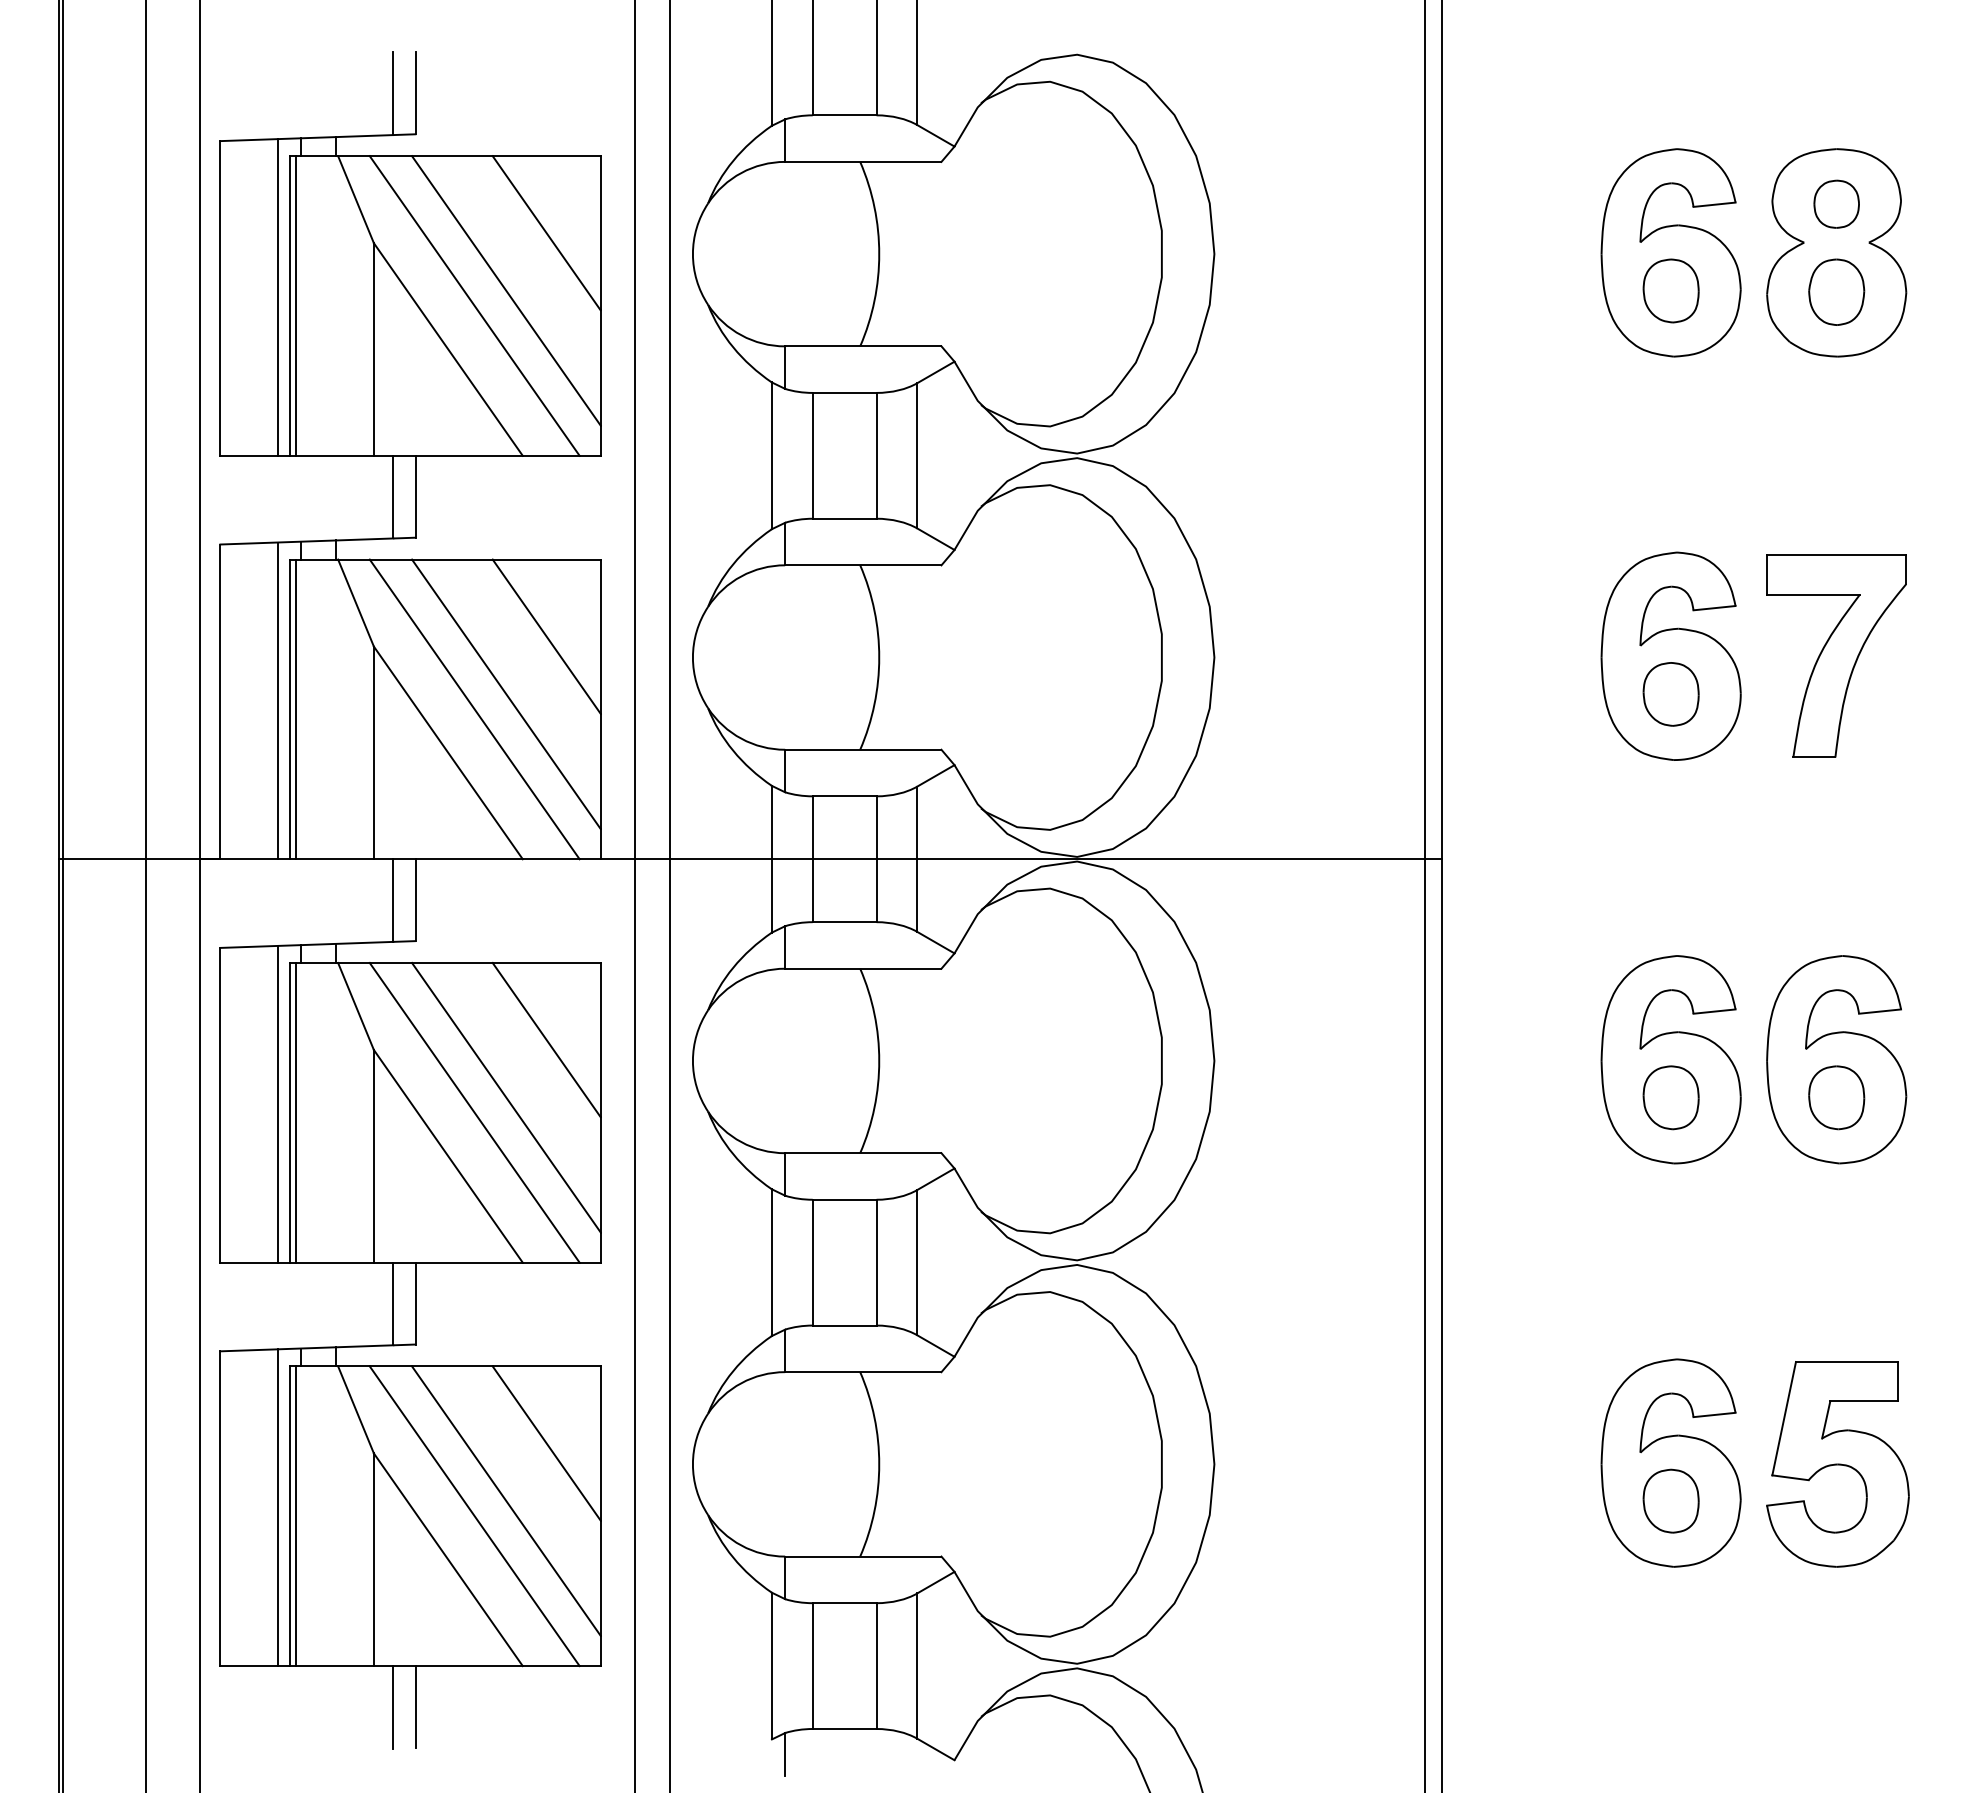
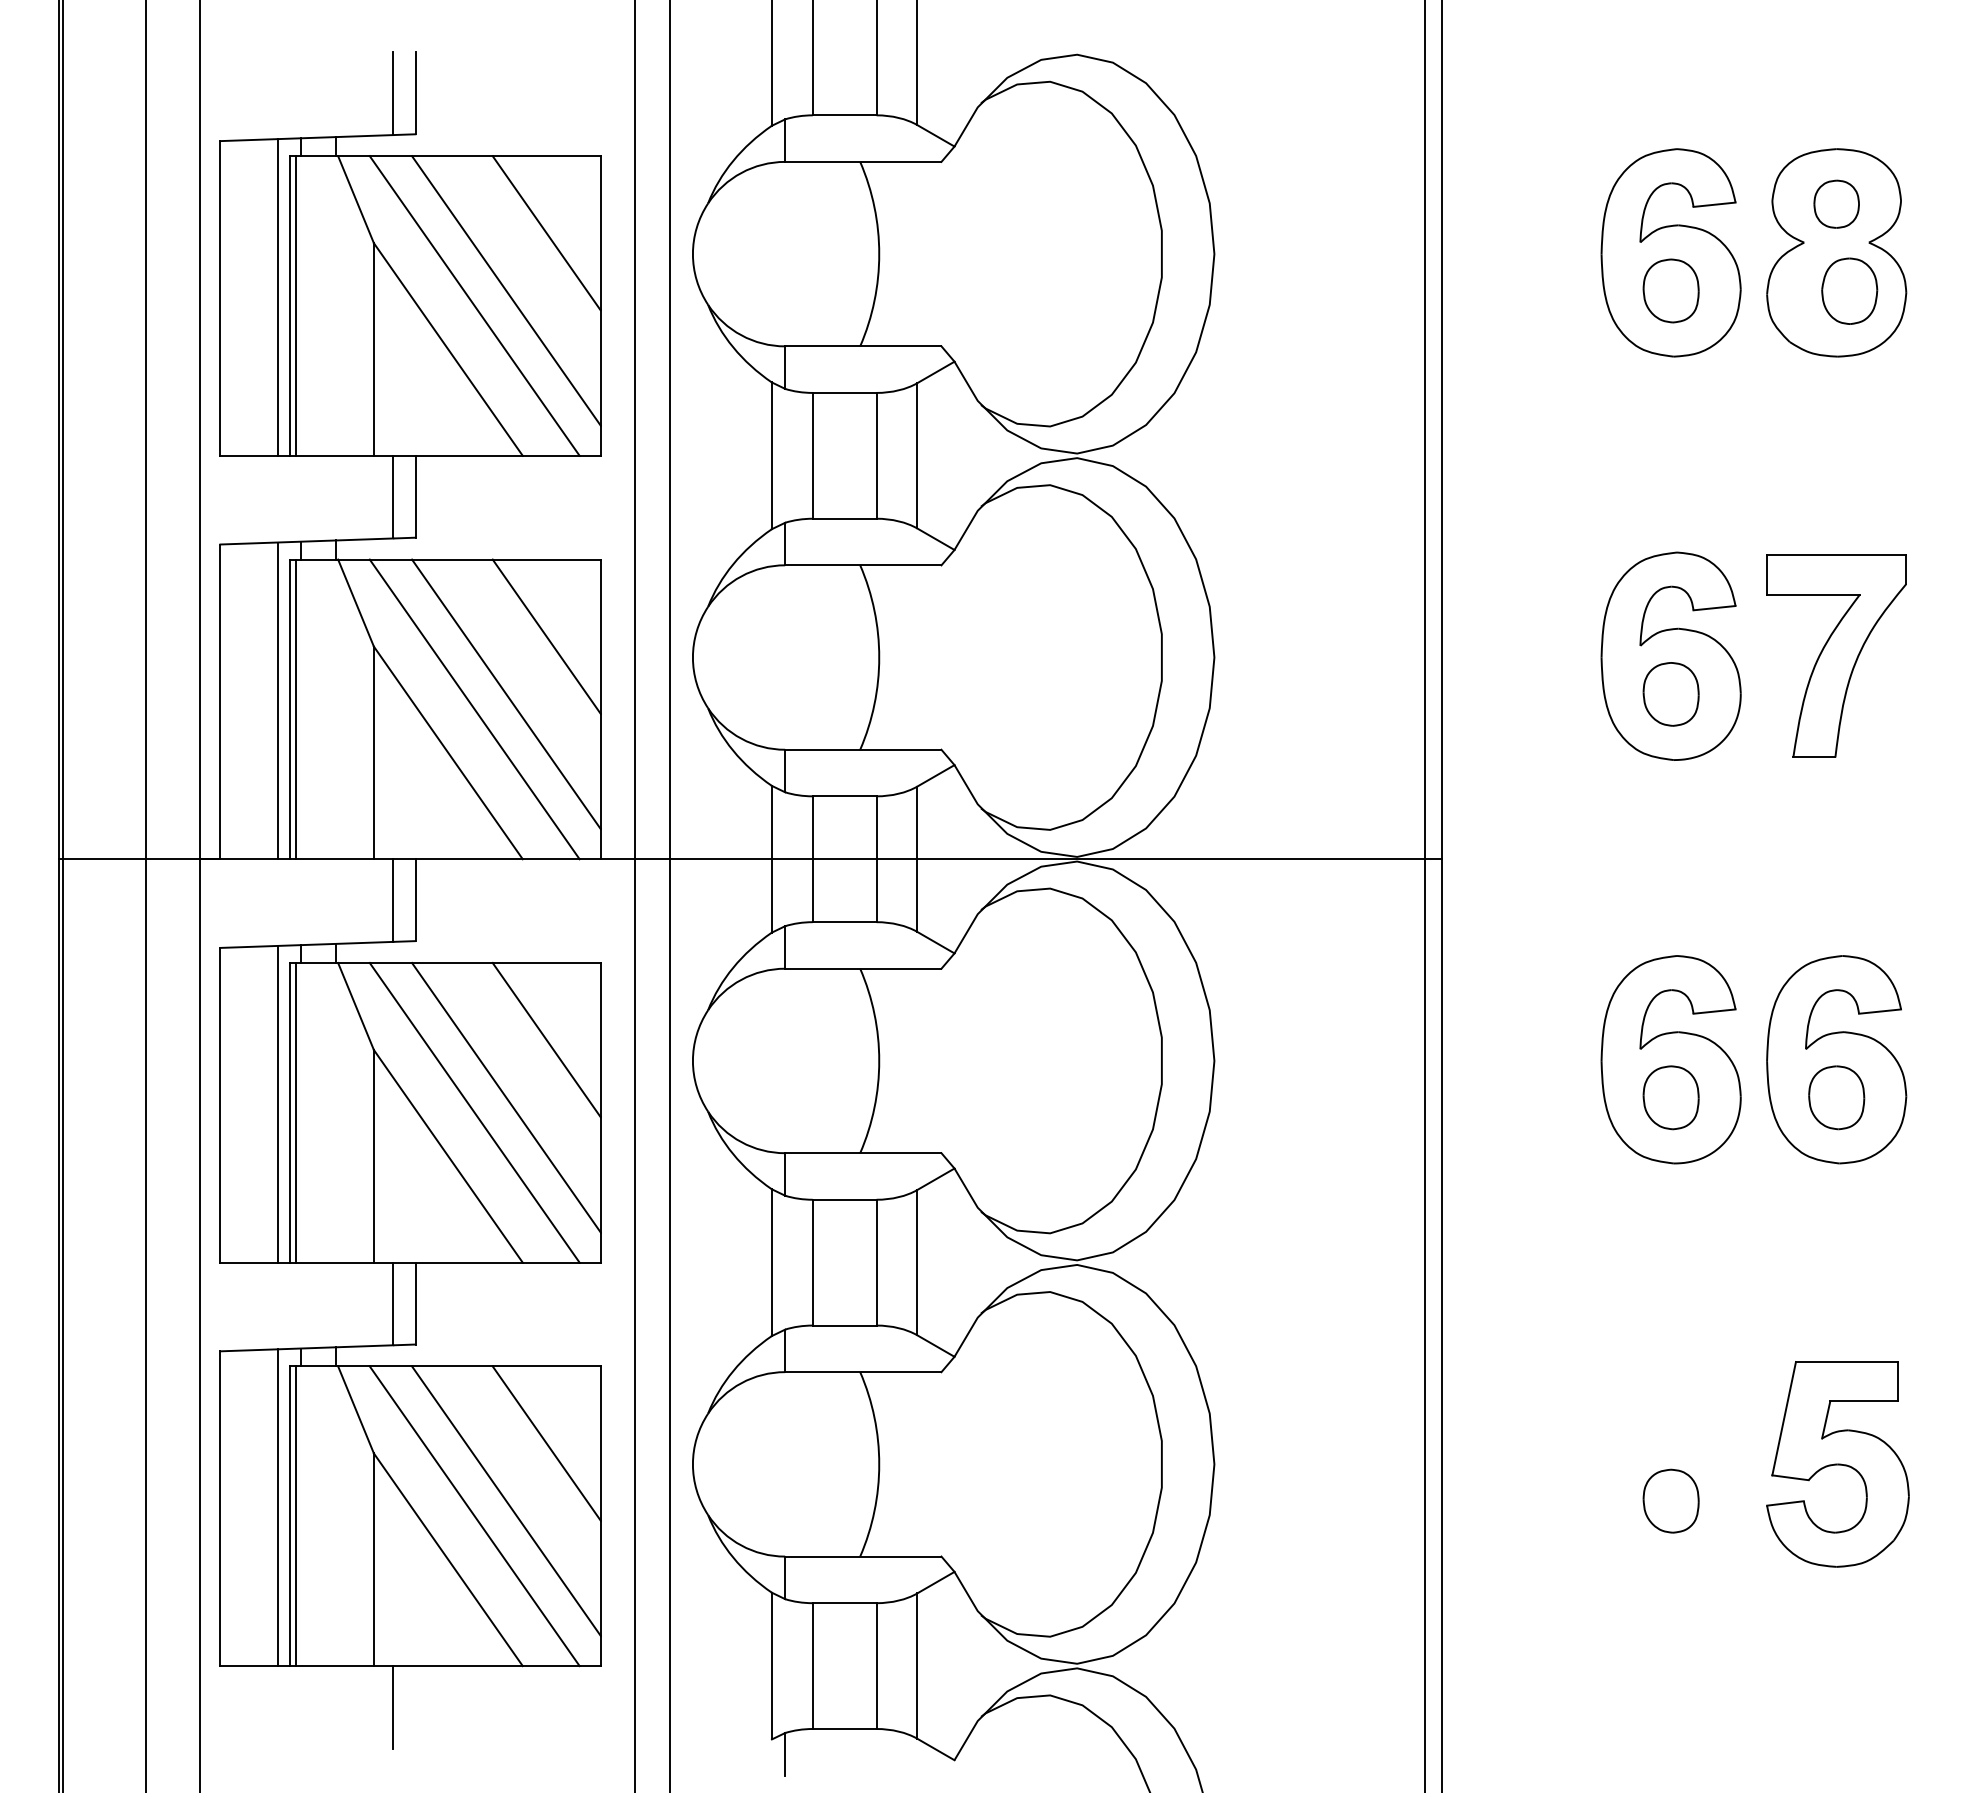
part position: (1836, 291) -> (1849, 290) (1849, 290)
part: present -> none (1670, 1462)
line: present -> none (416, 1706)
